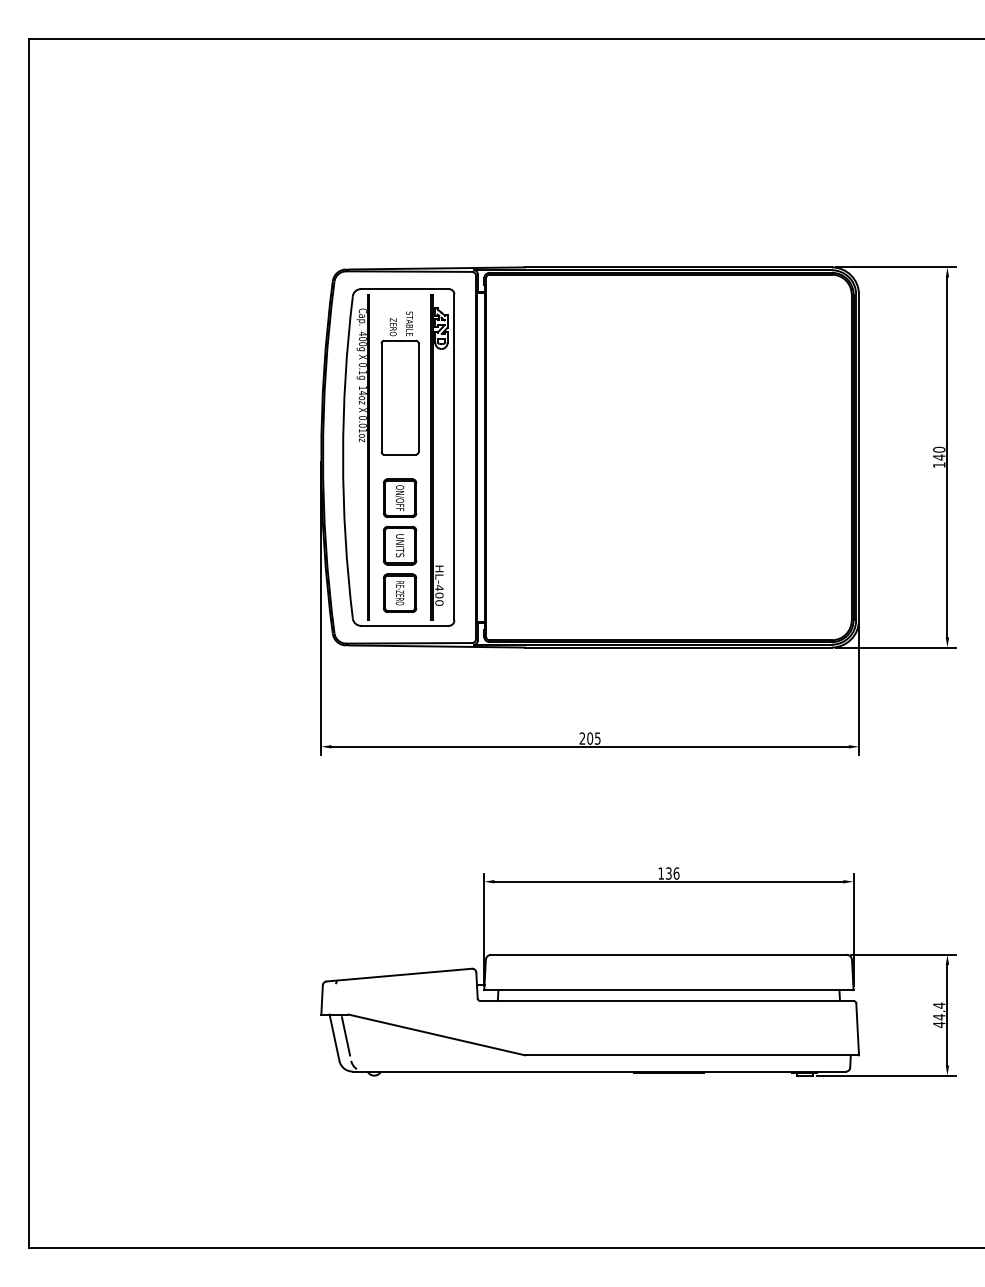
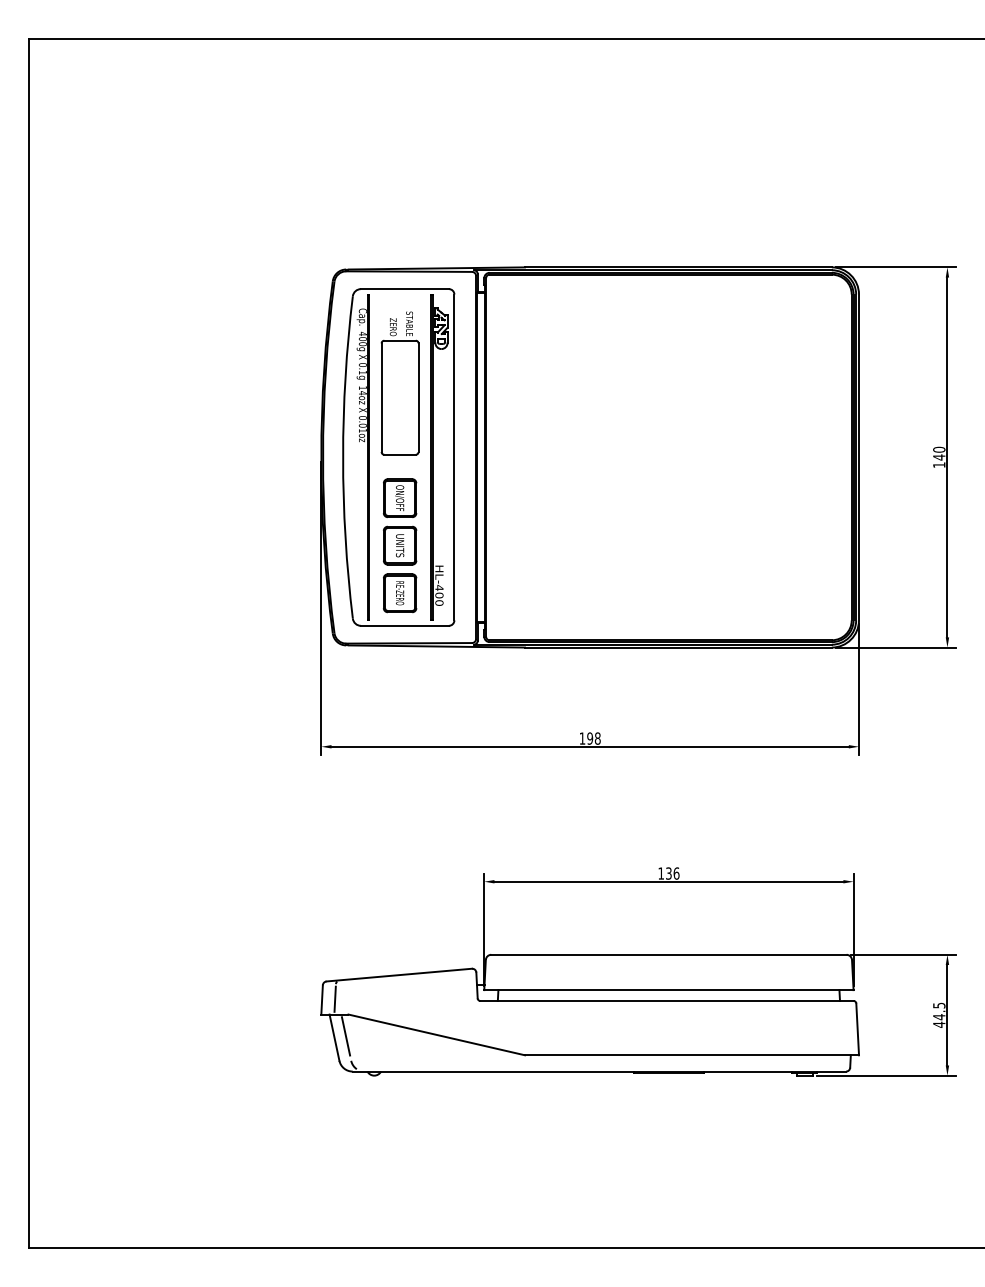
text: 205 -> 198 (589, 738)
line: none -> present (334, 998)
text: 44.4 -> 44.5 (939, 1005)
